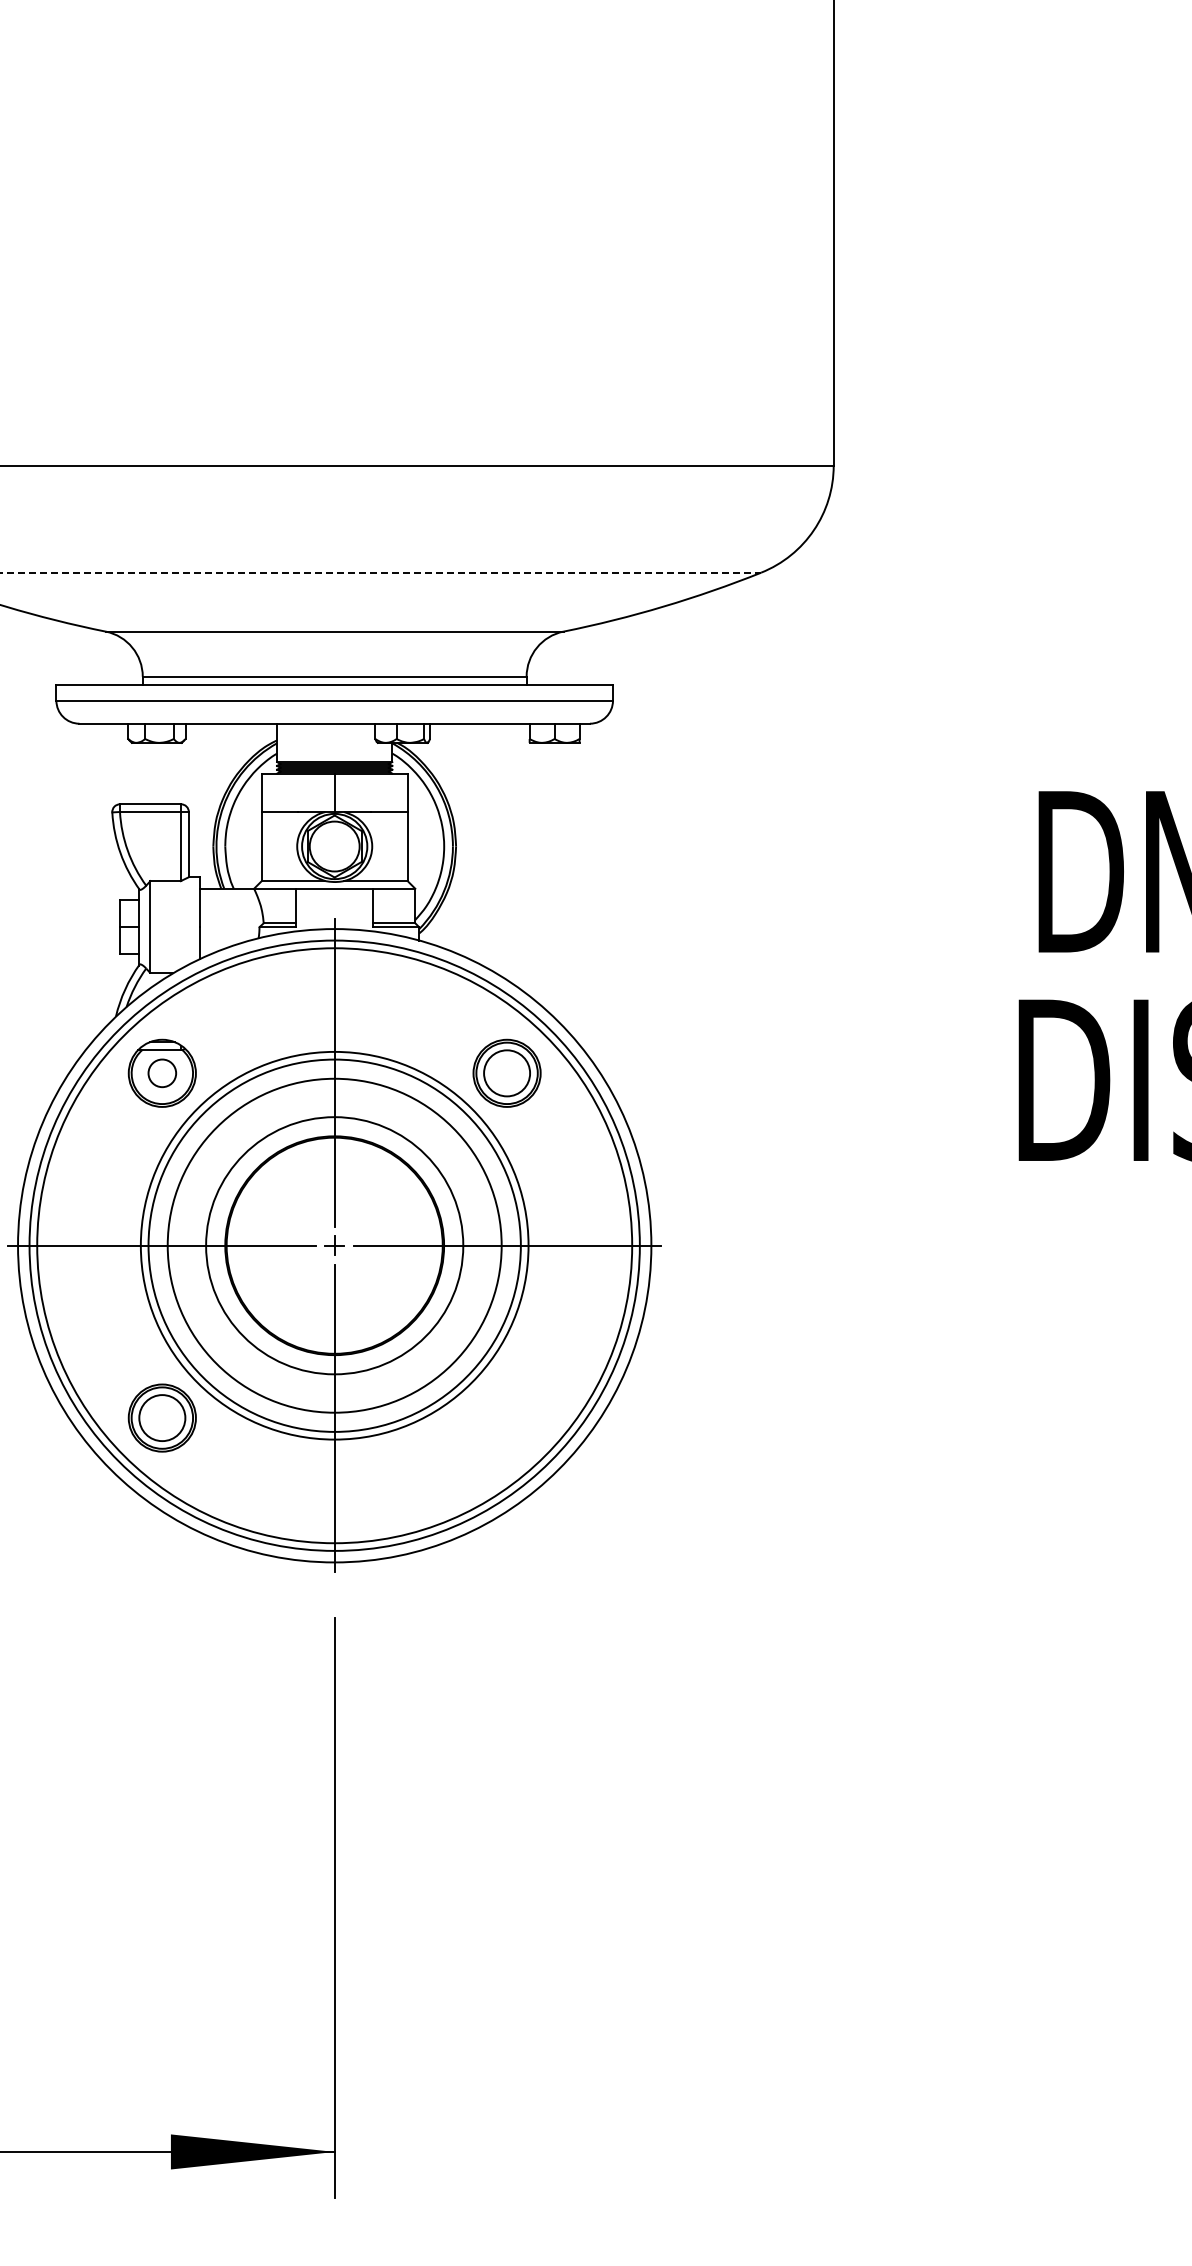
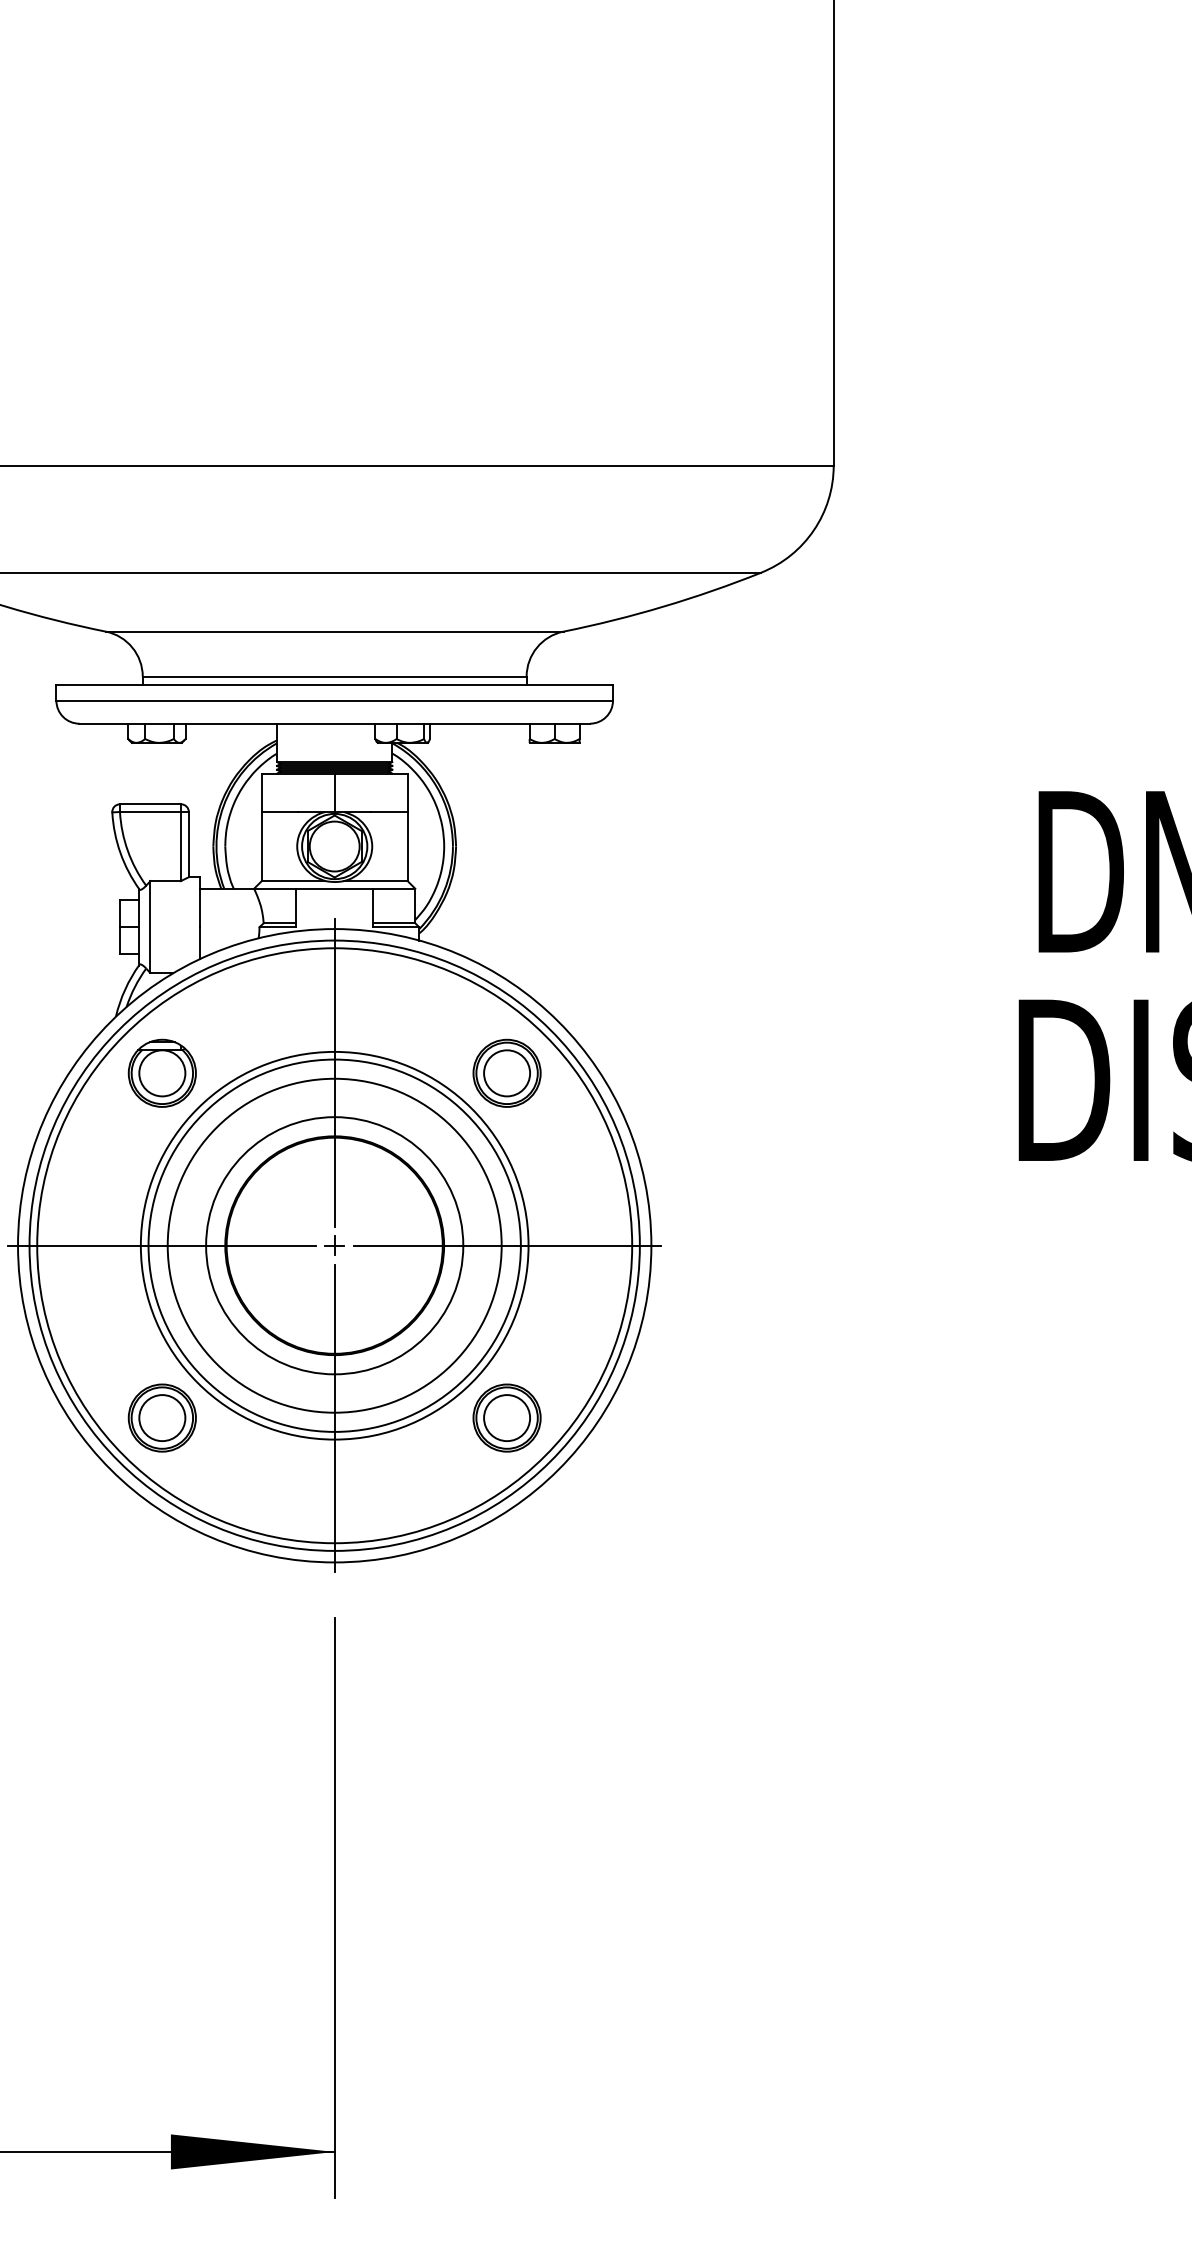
line: dashed -> solid (380, 572)
circle diameter: 28 px -> 46 px (162, 1073)
part: none -> present (506, 1417)
